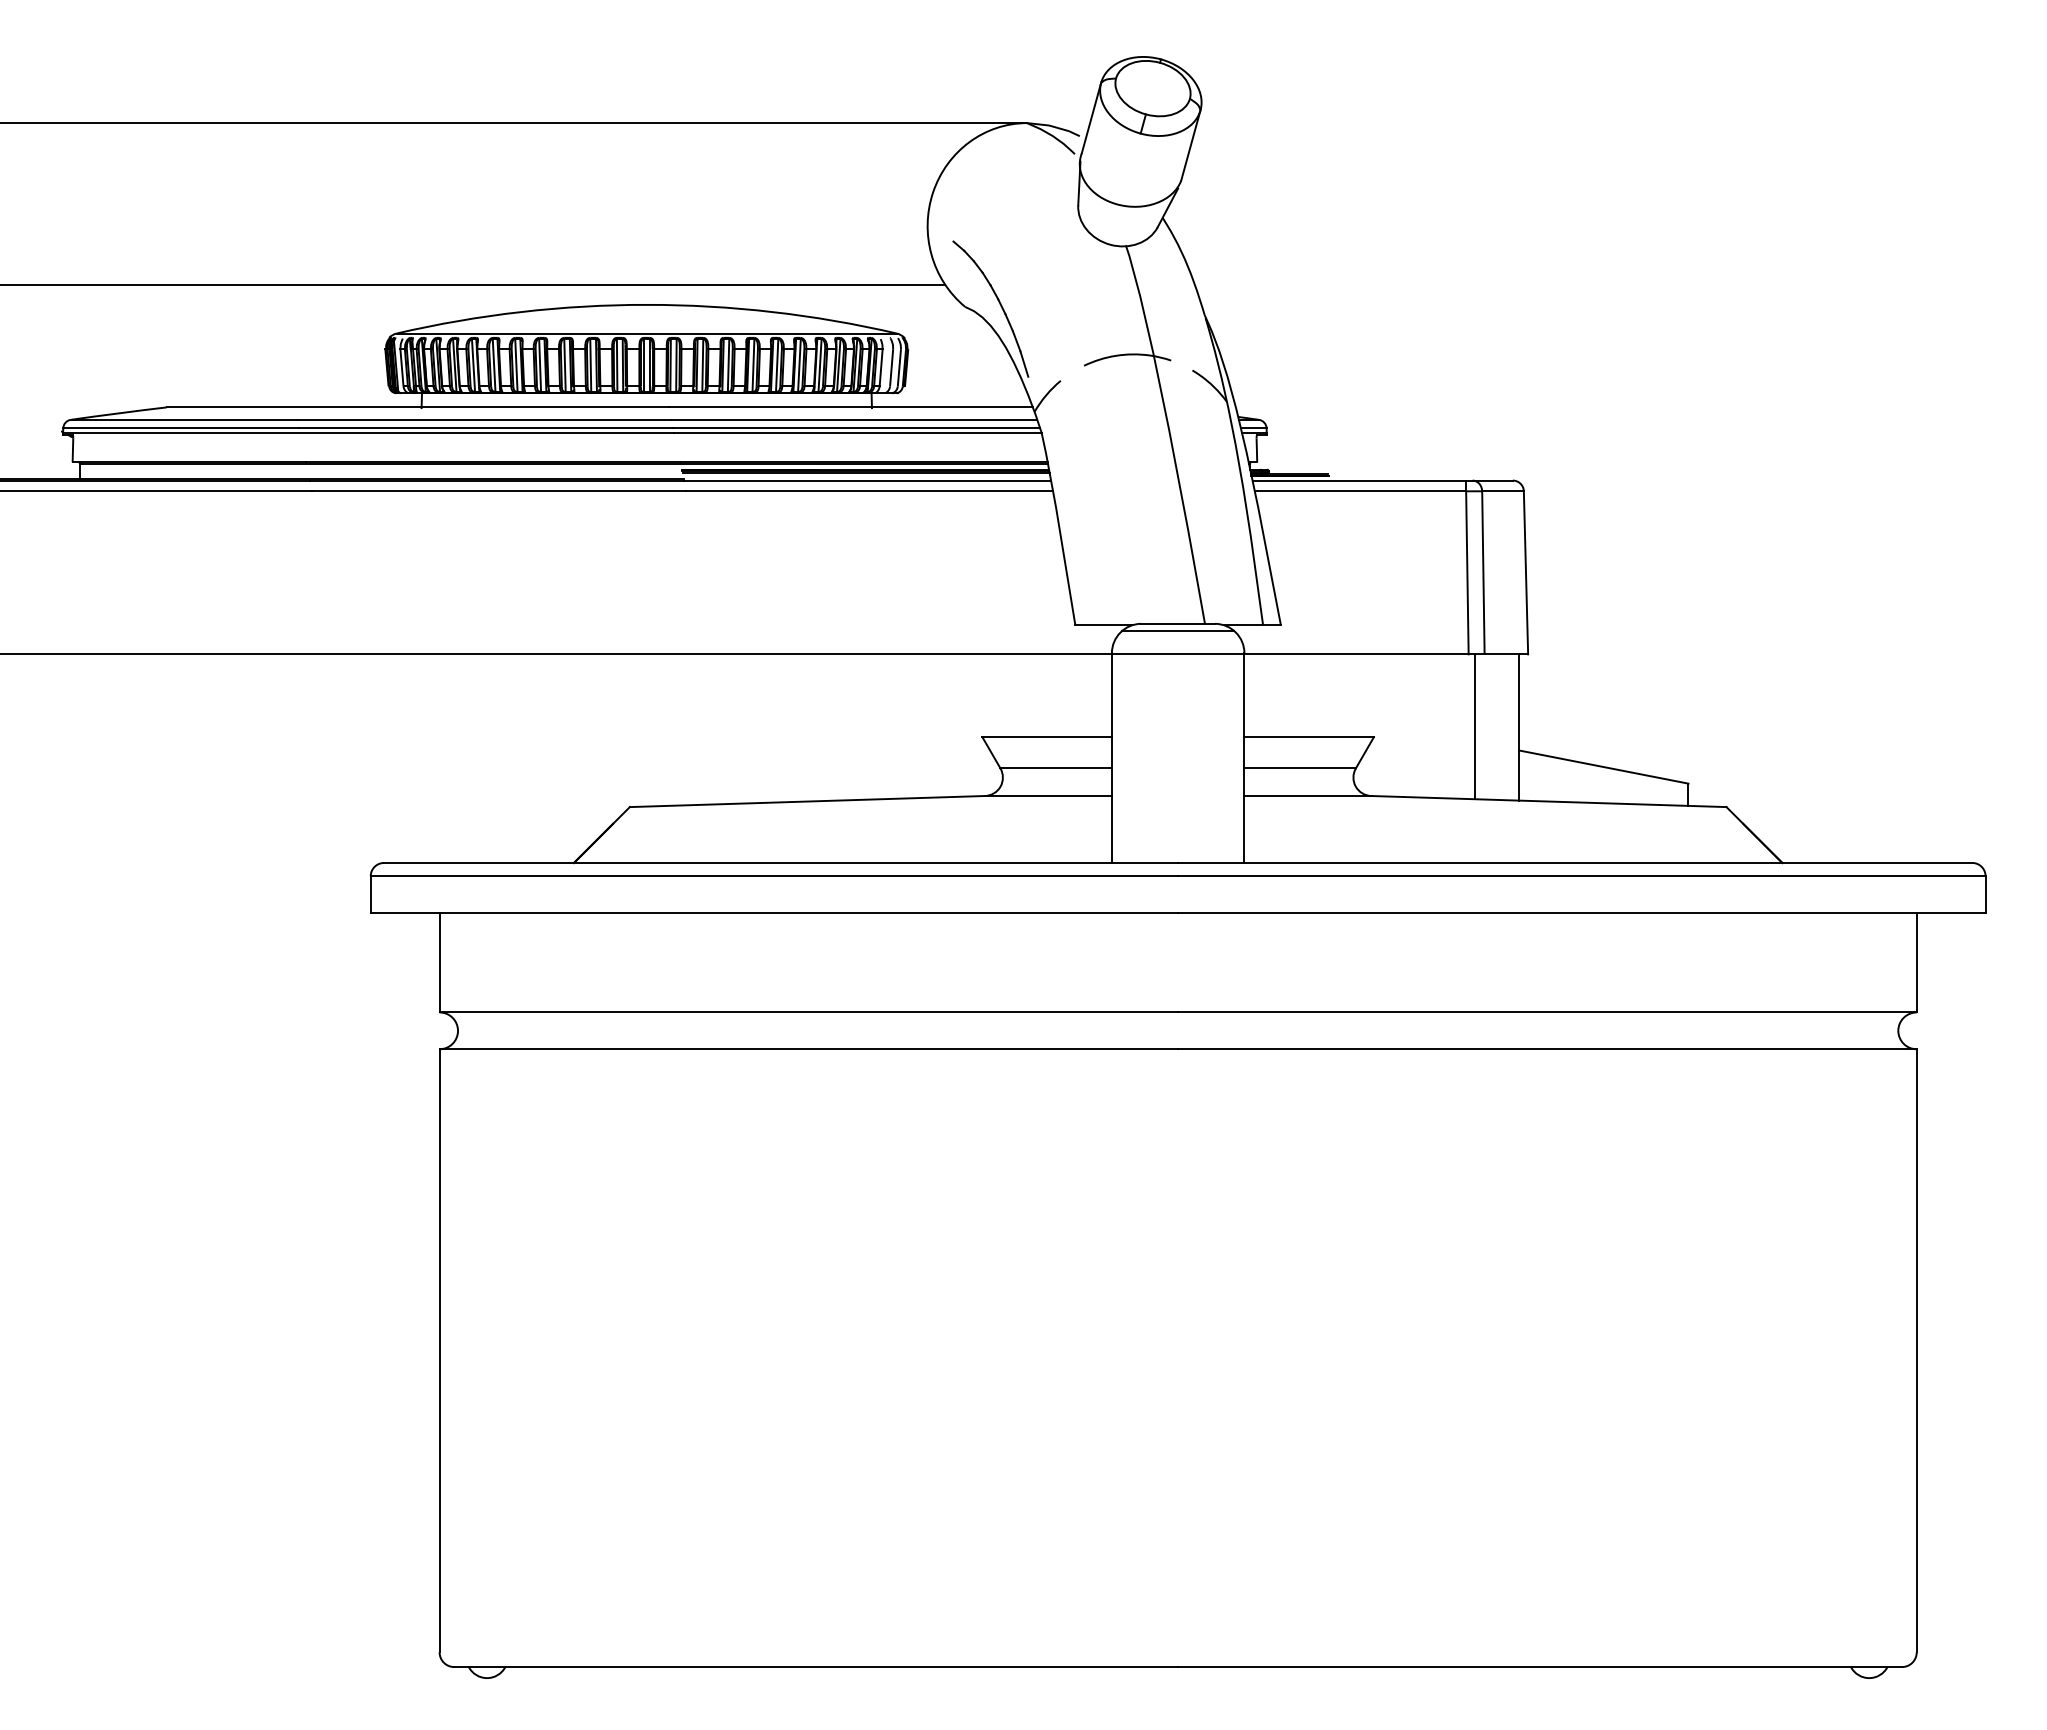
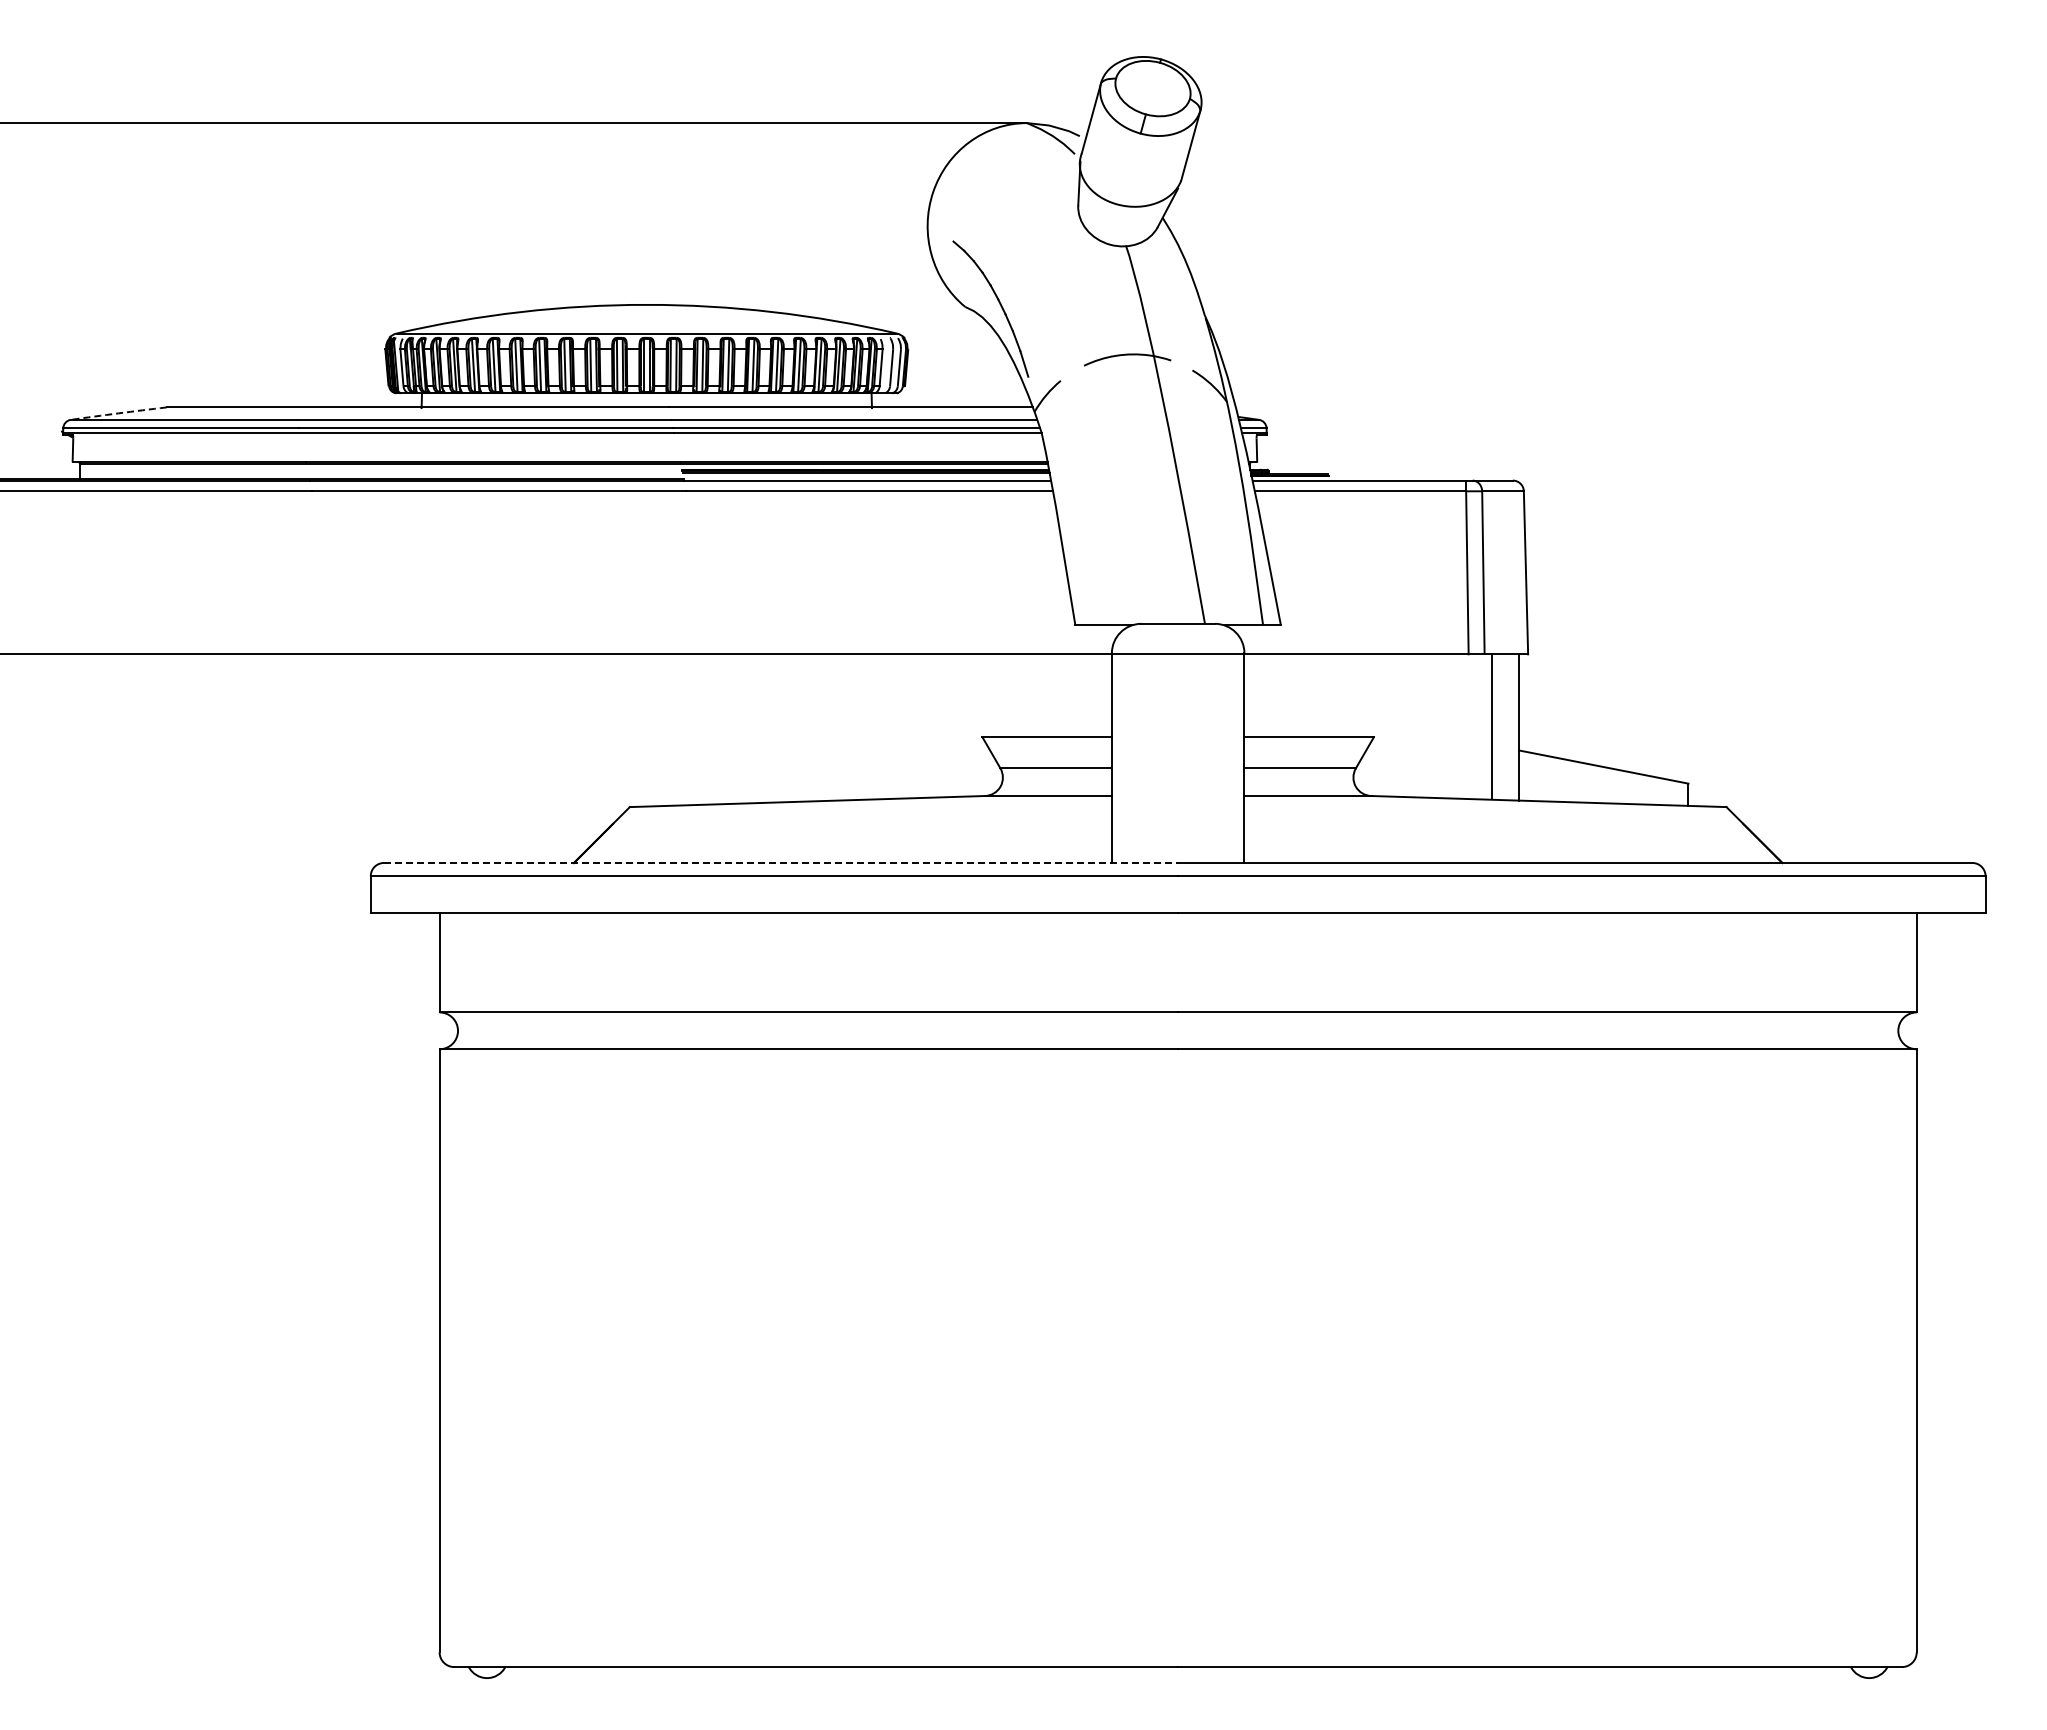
line: present -> none (473, 285)
arc: solid -> dashed (118, 413)
line: present -> none (1177, 631)
line position: (1474, 726) -> (1491, 726) (1491, 726)
line: solid -> dashed (781, 862)
